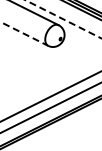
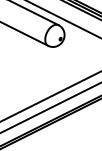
line: dashed -> solid (63, 19)
line: dashed -> solid (24, 33)
